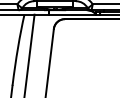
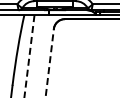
line: solid -> dashed (29, 56)
line: solid -> dashed (49, 62)
